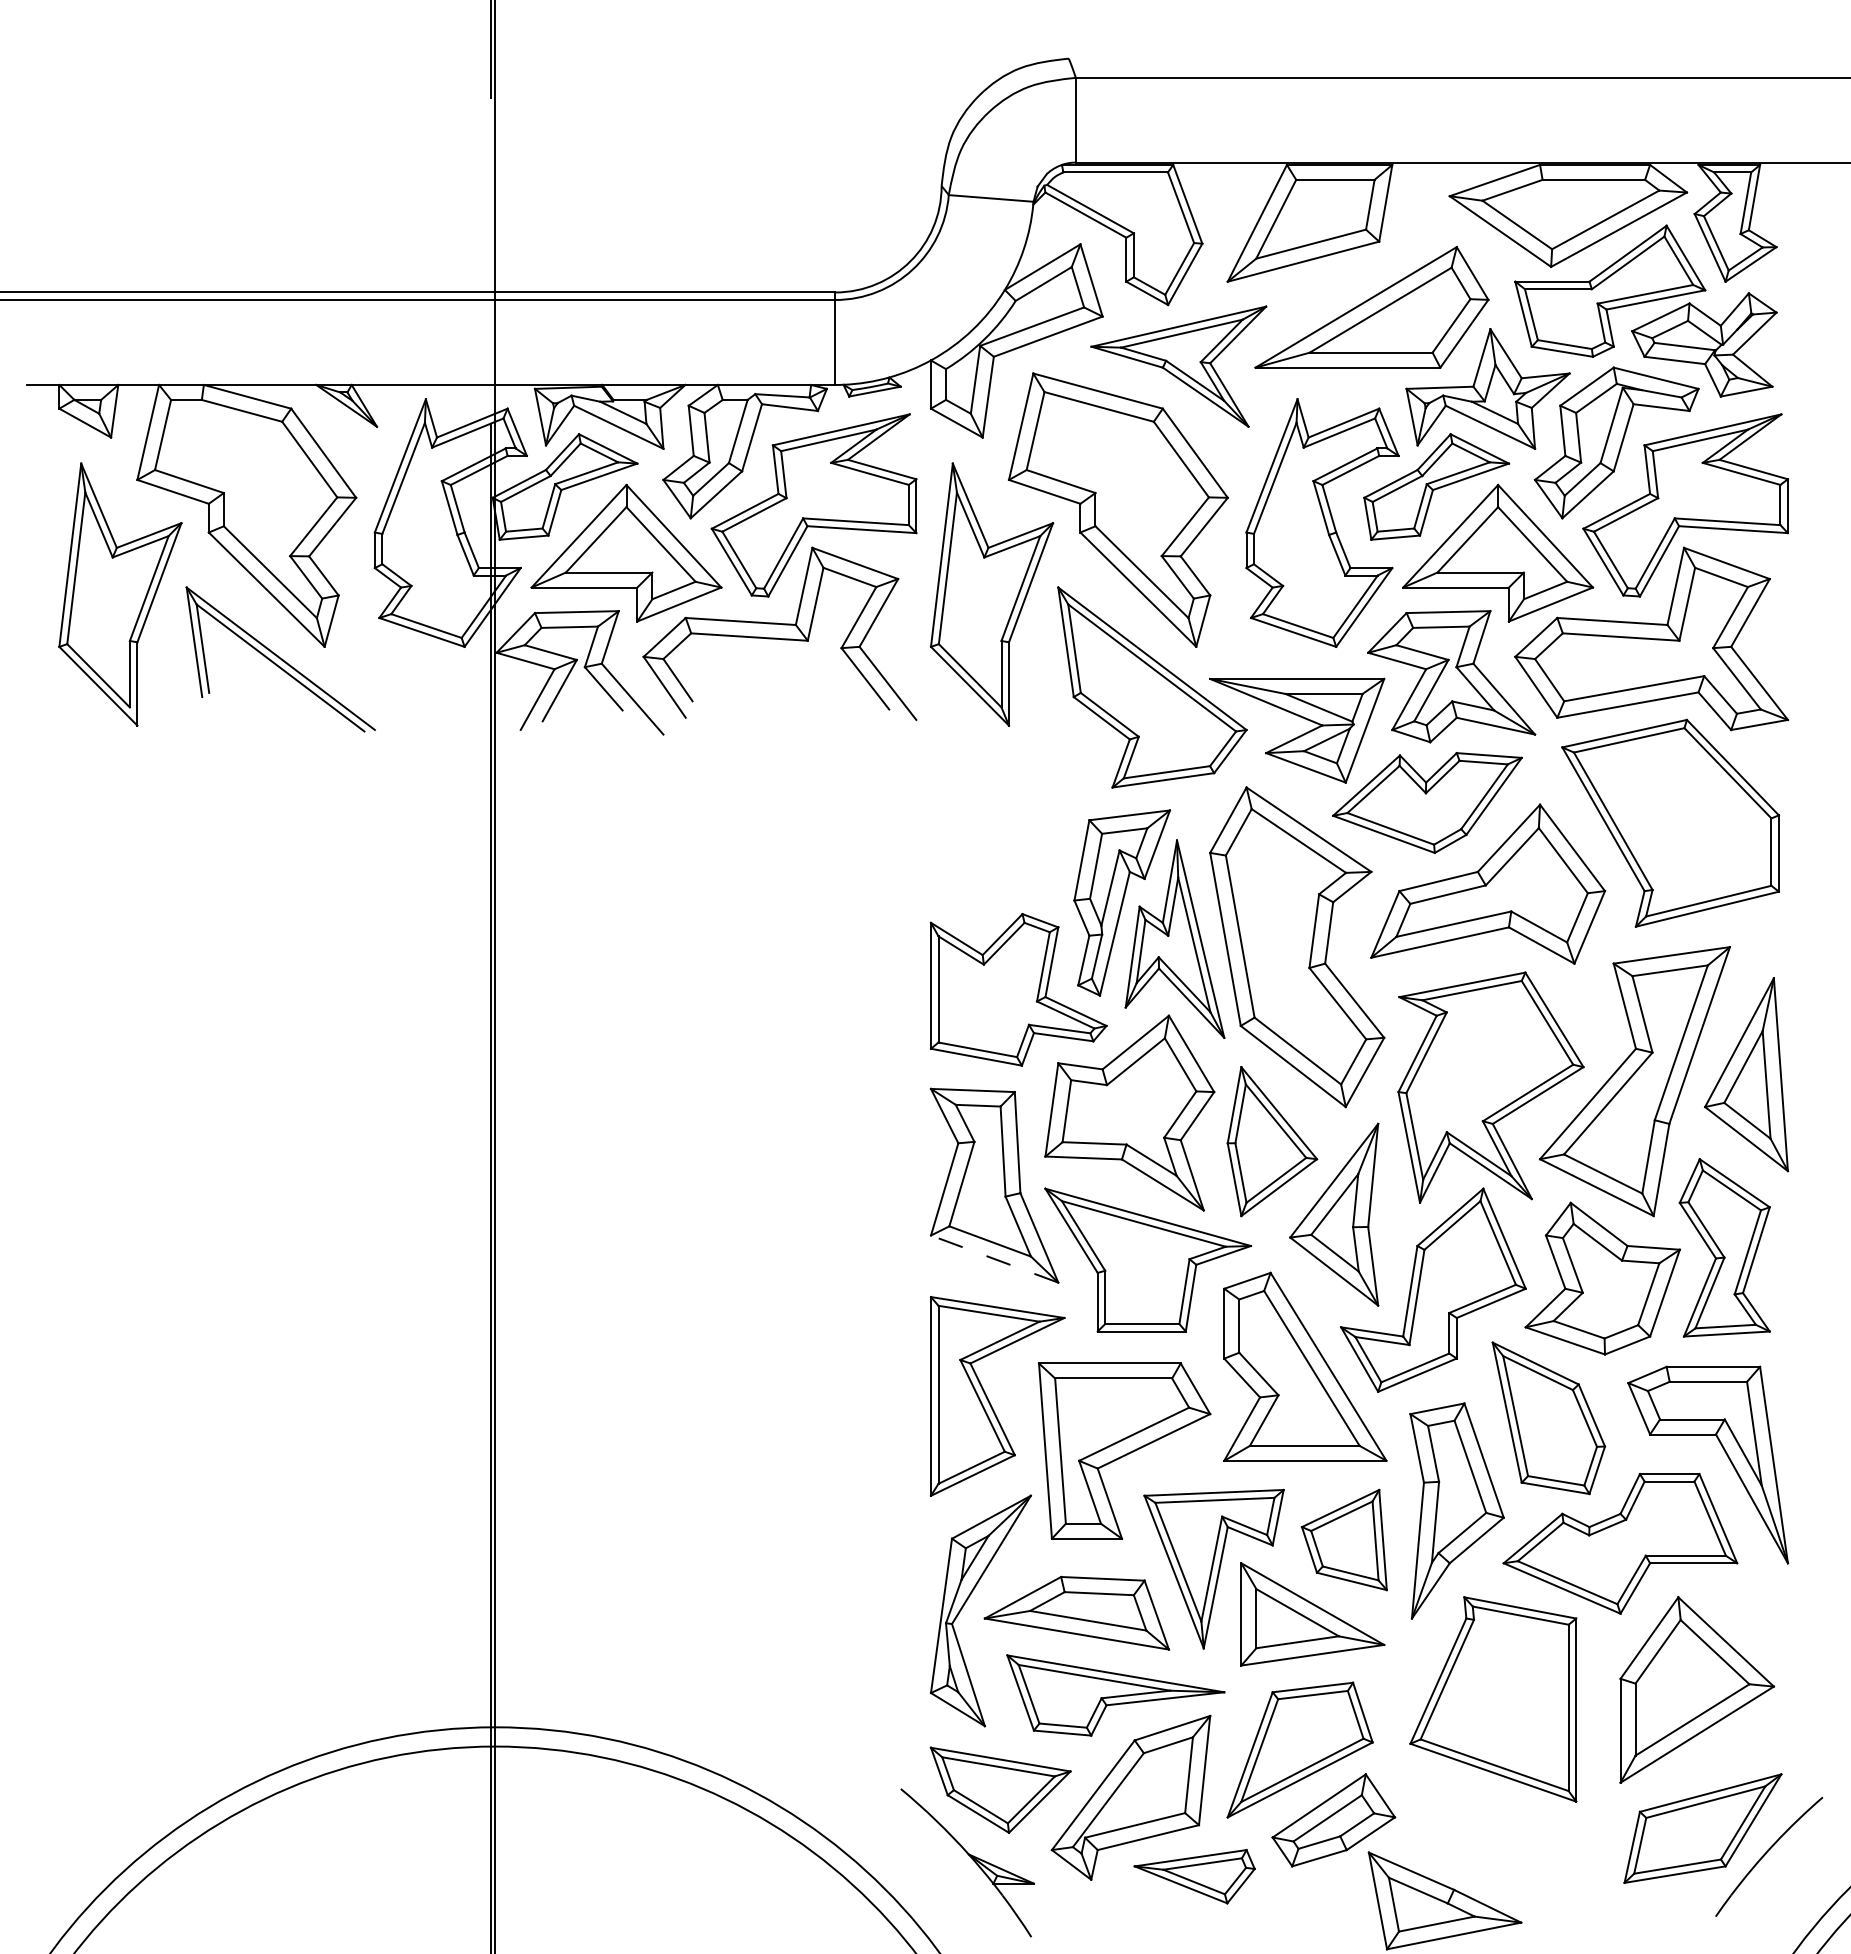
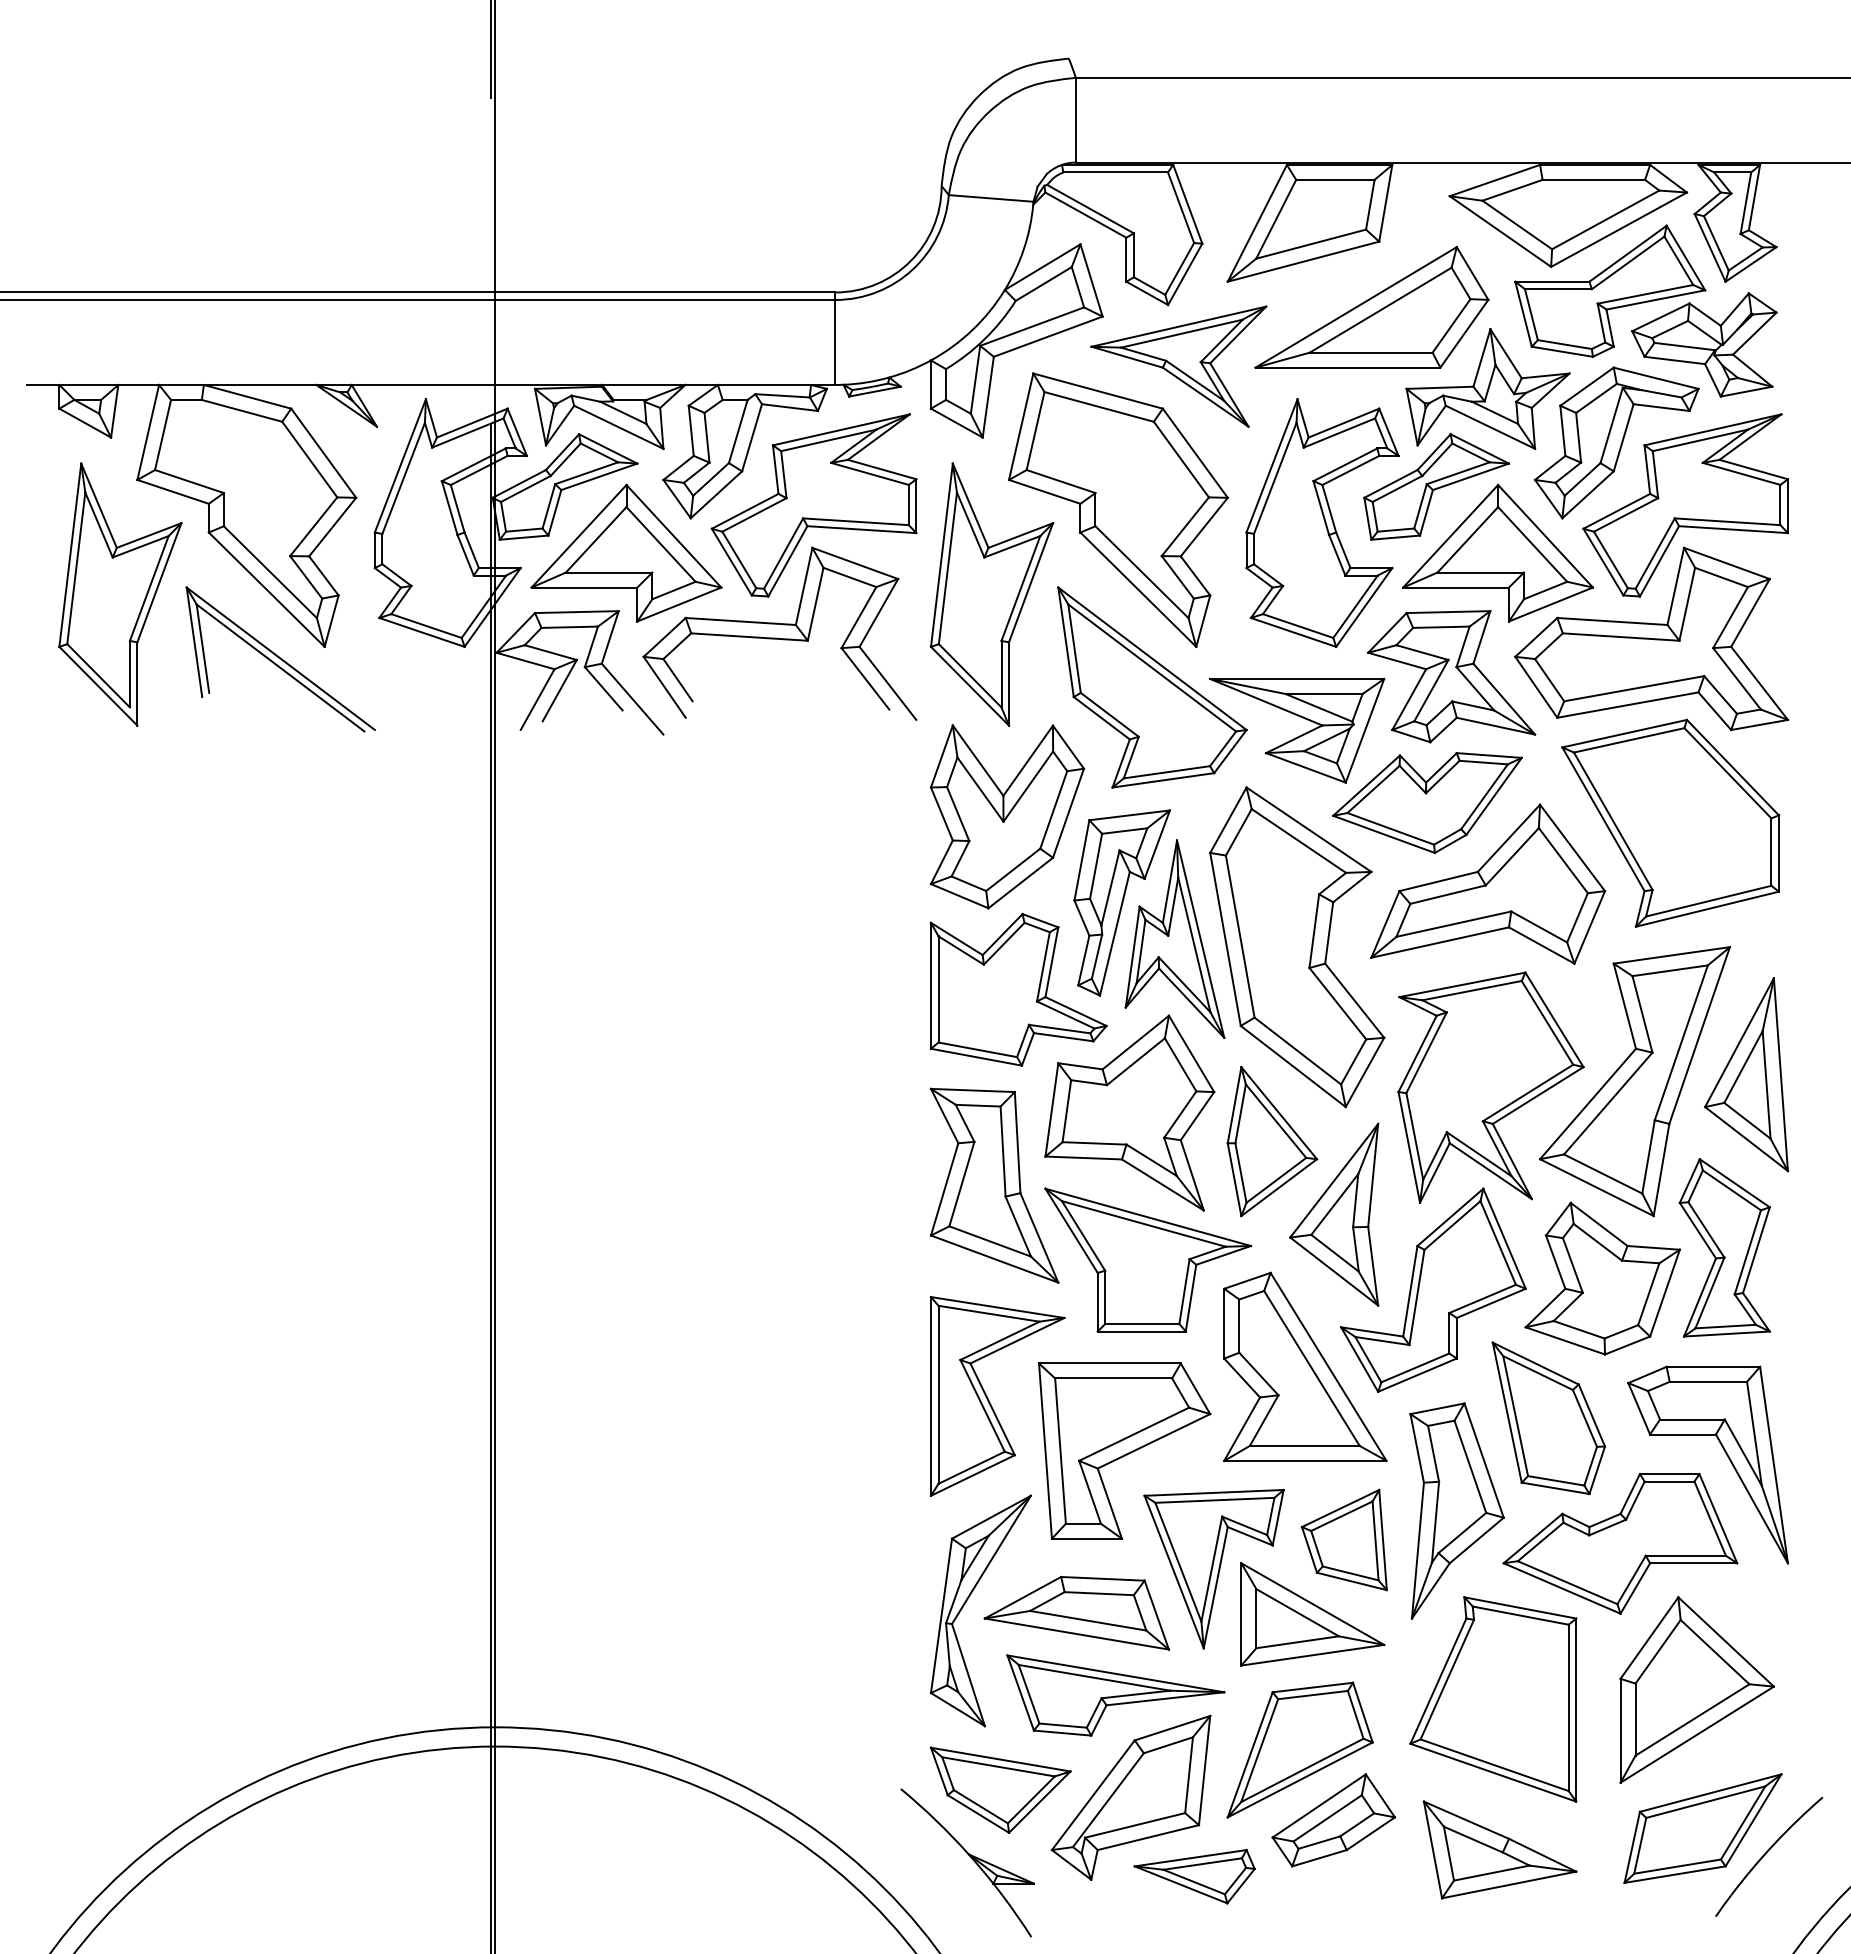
part: none -> present (1007, 816)
line: dashed -> solid (994, 1259)
part position: (1444, 1900) -> (1499, 1849) (1499, 1849)
